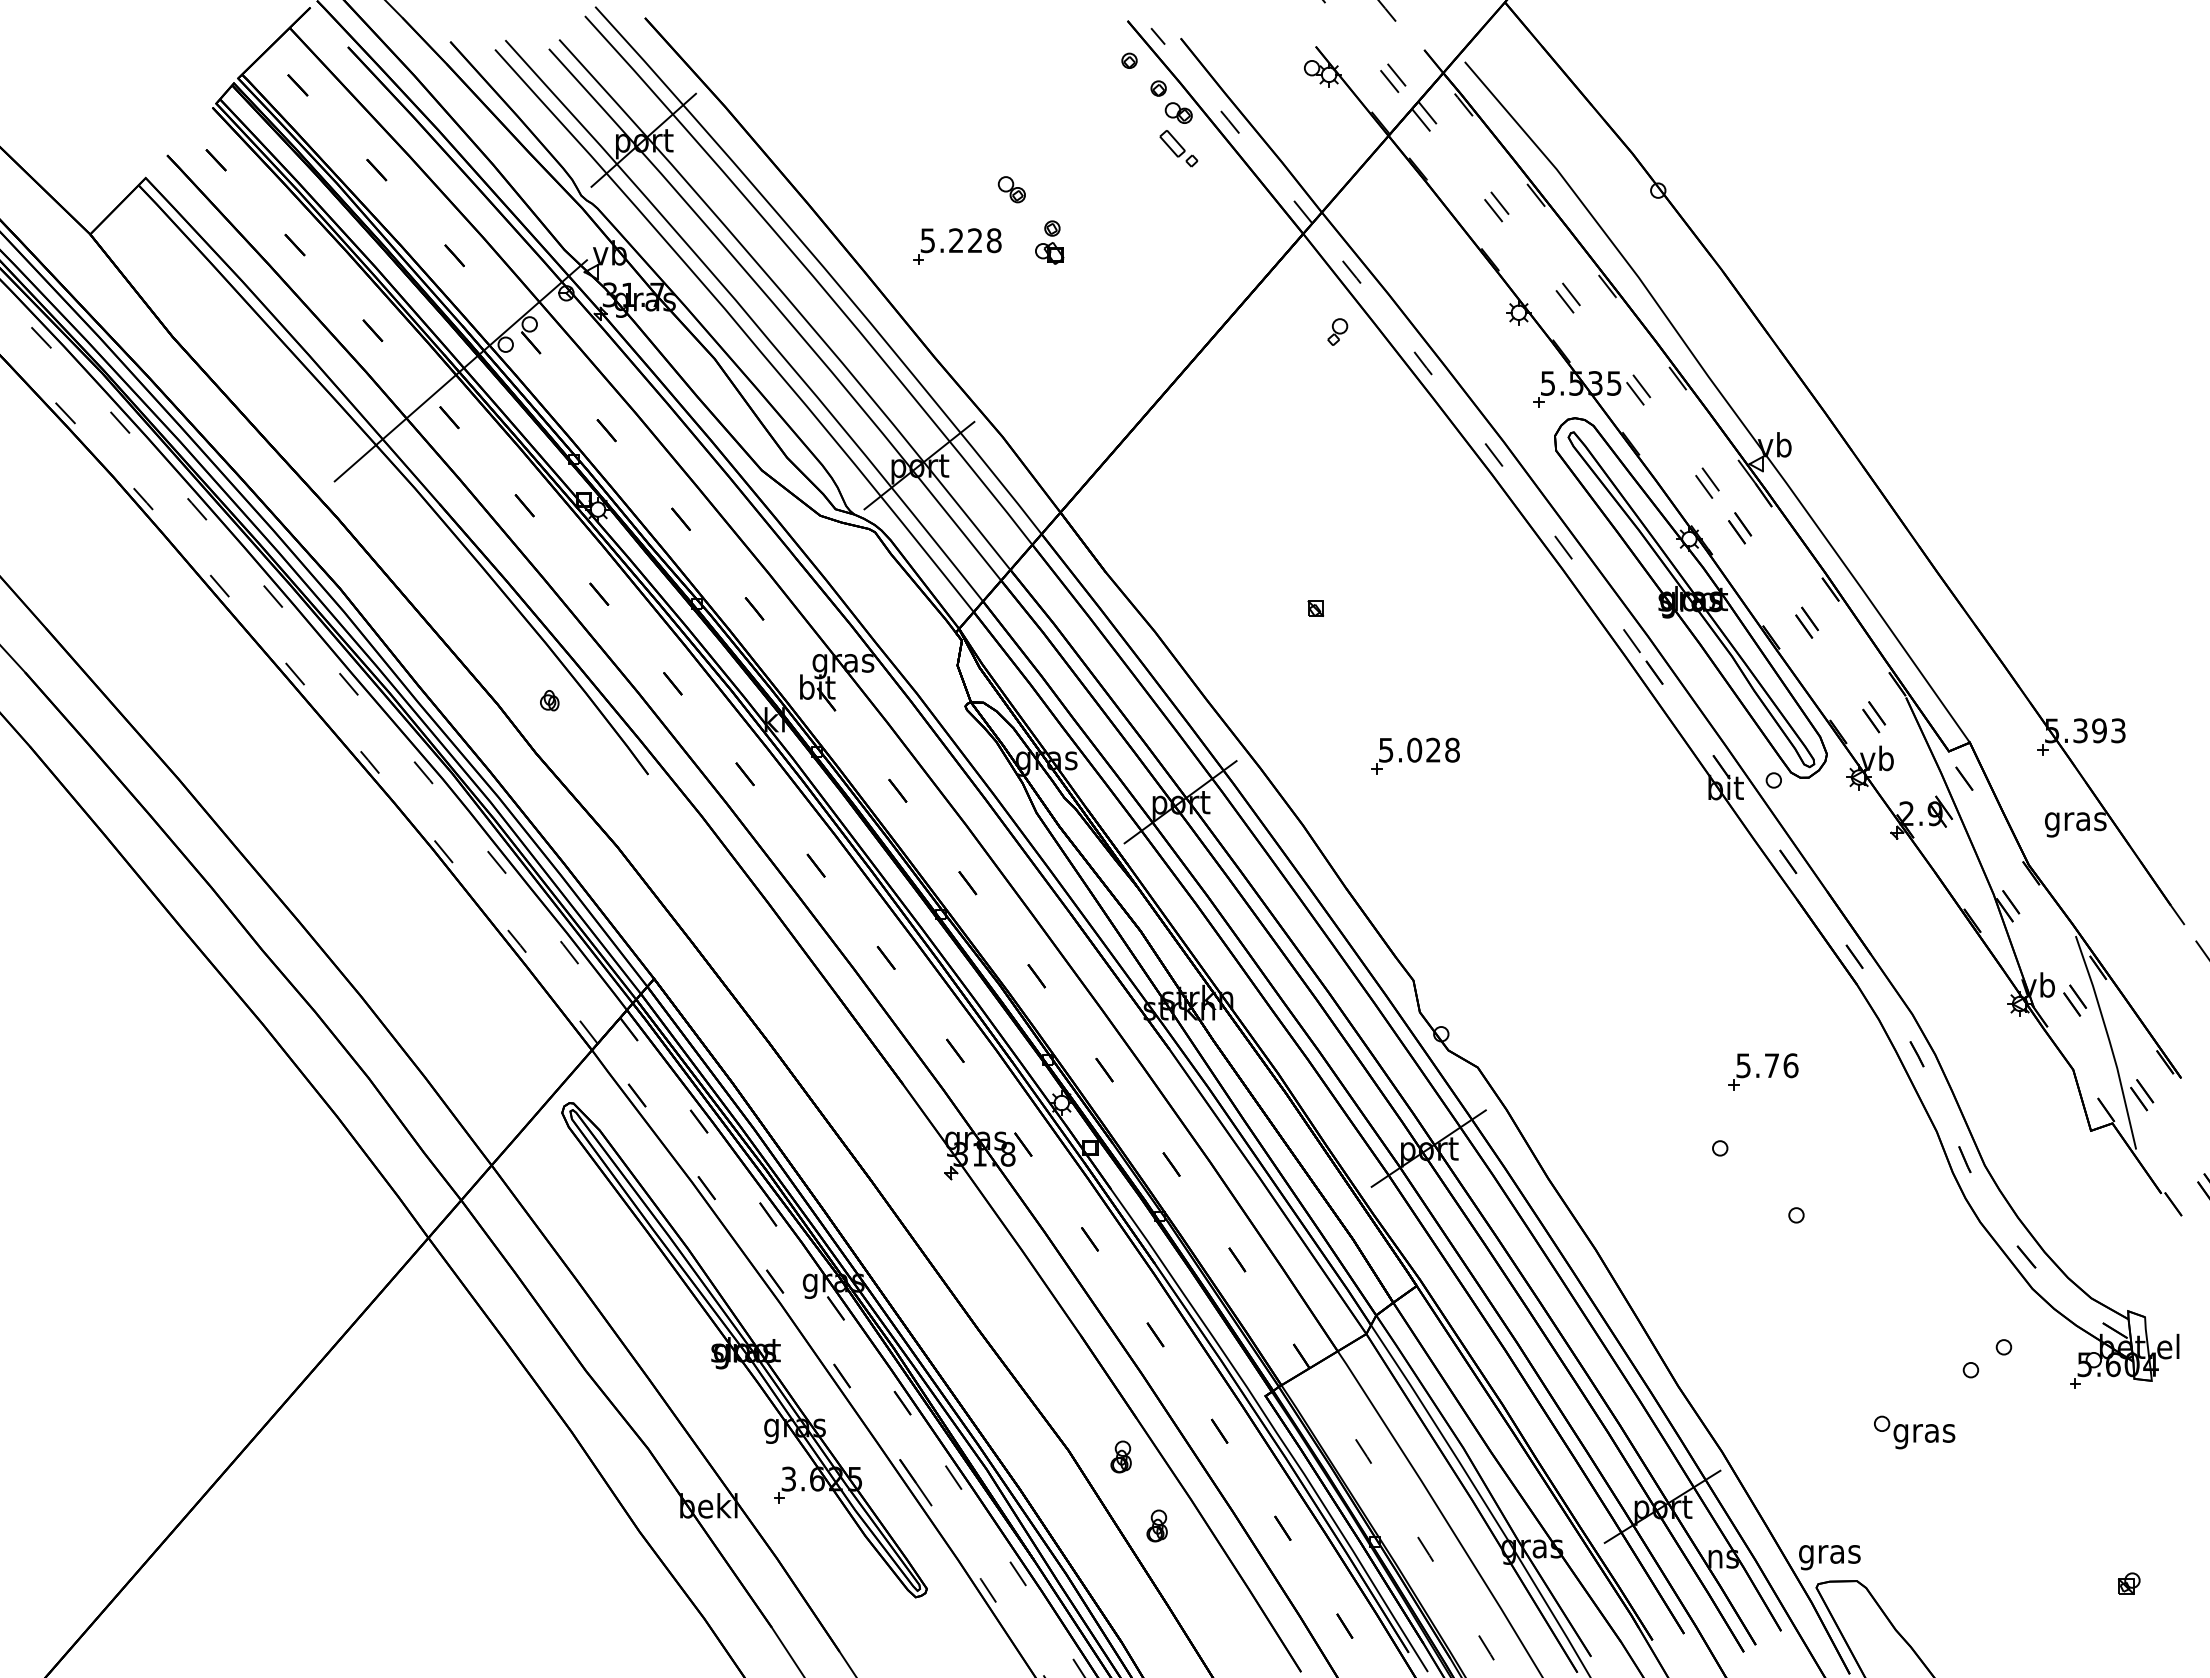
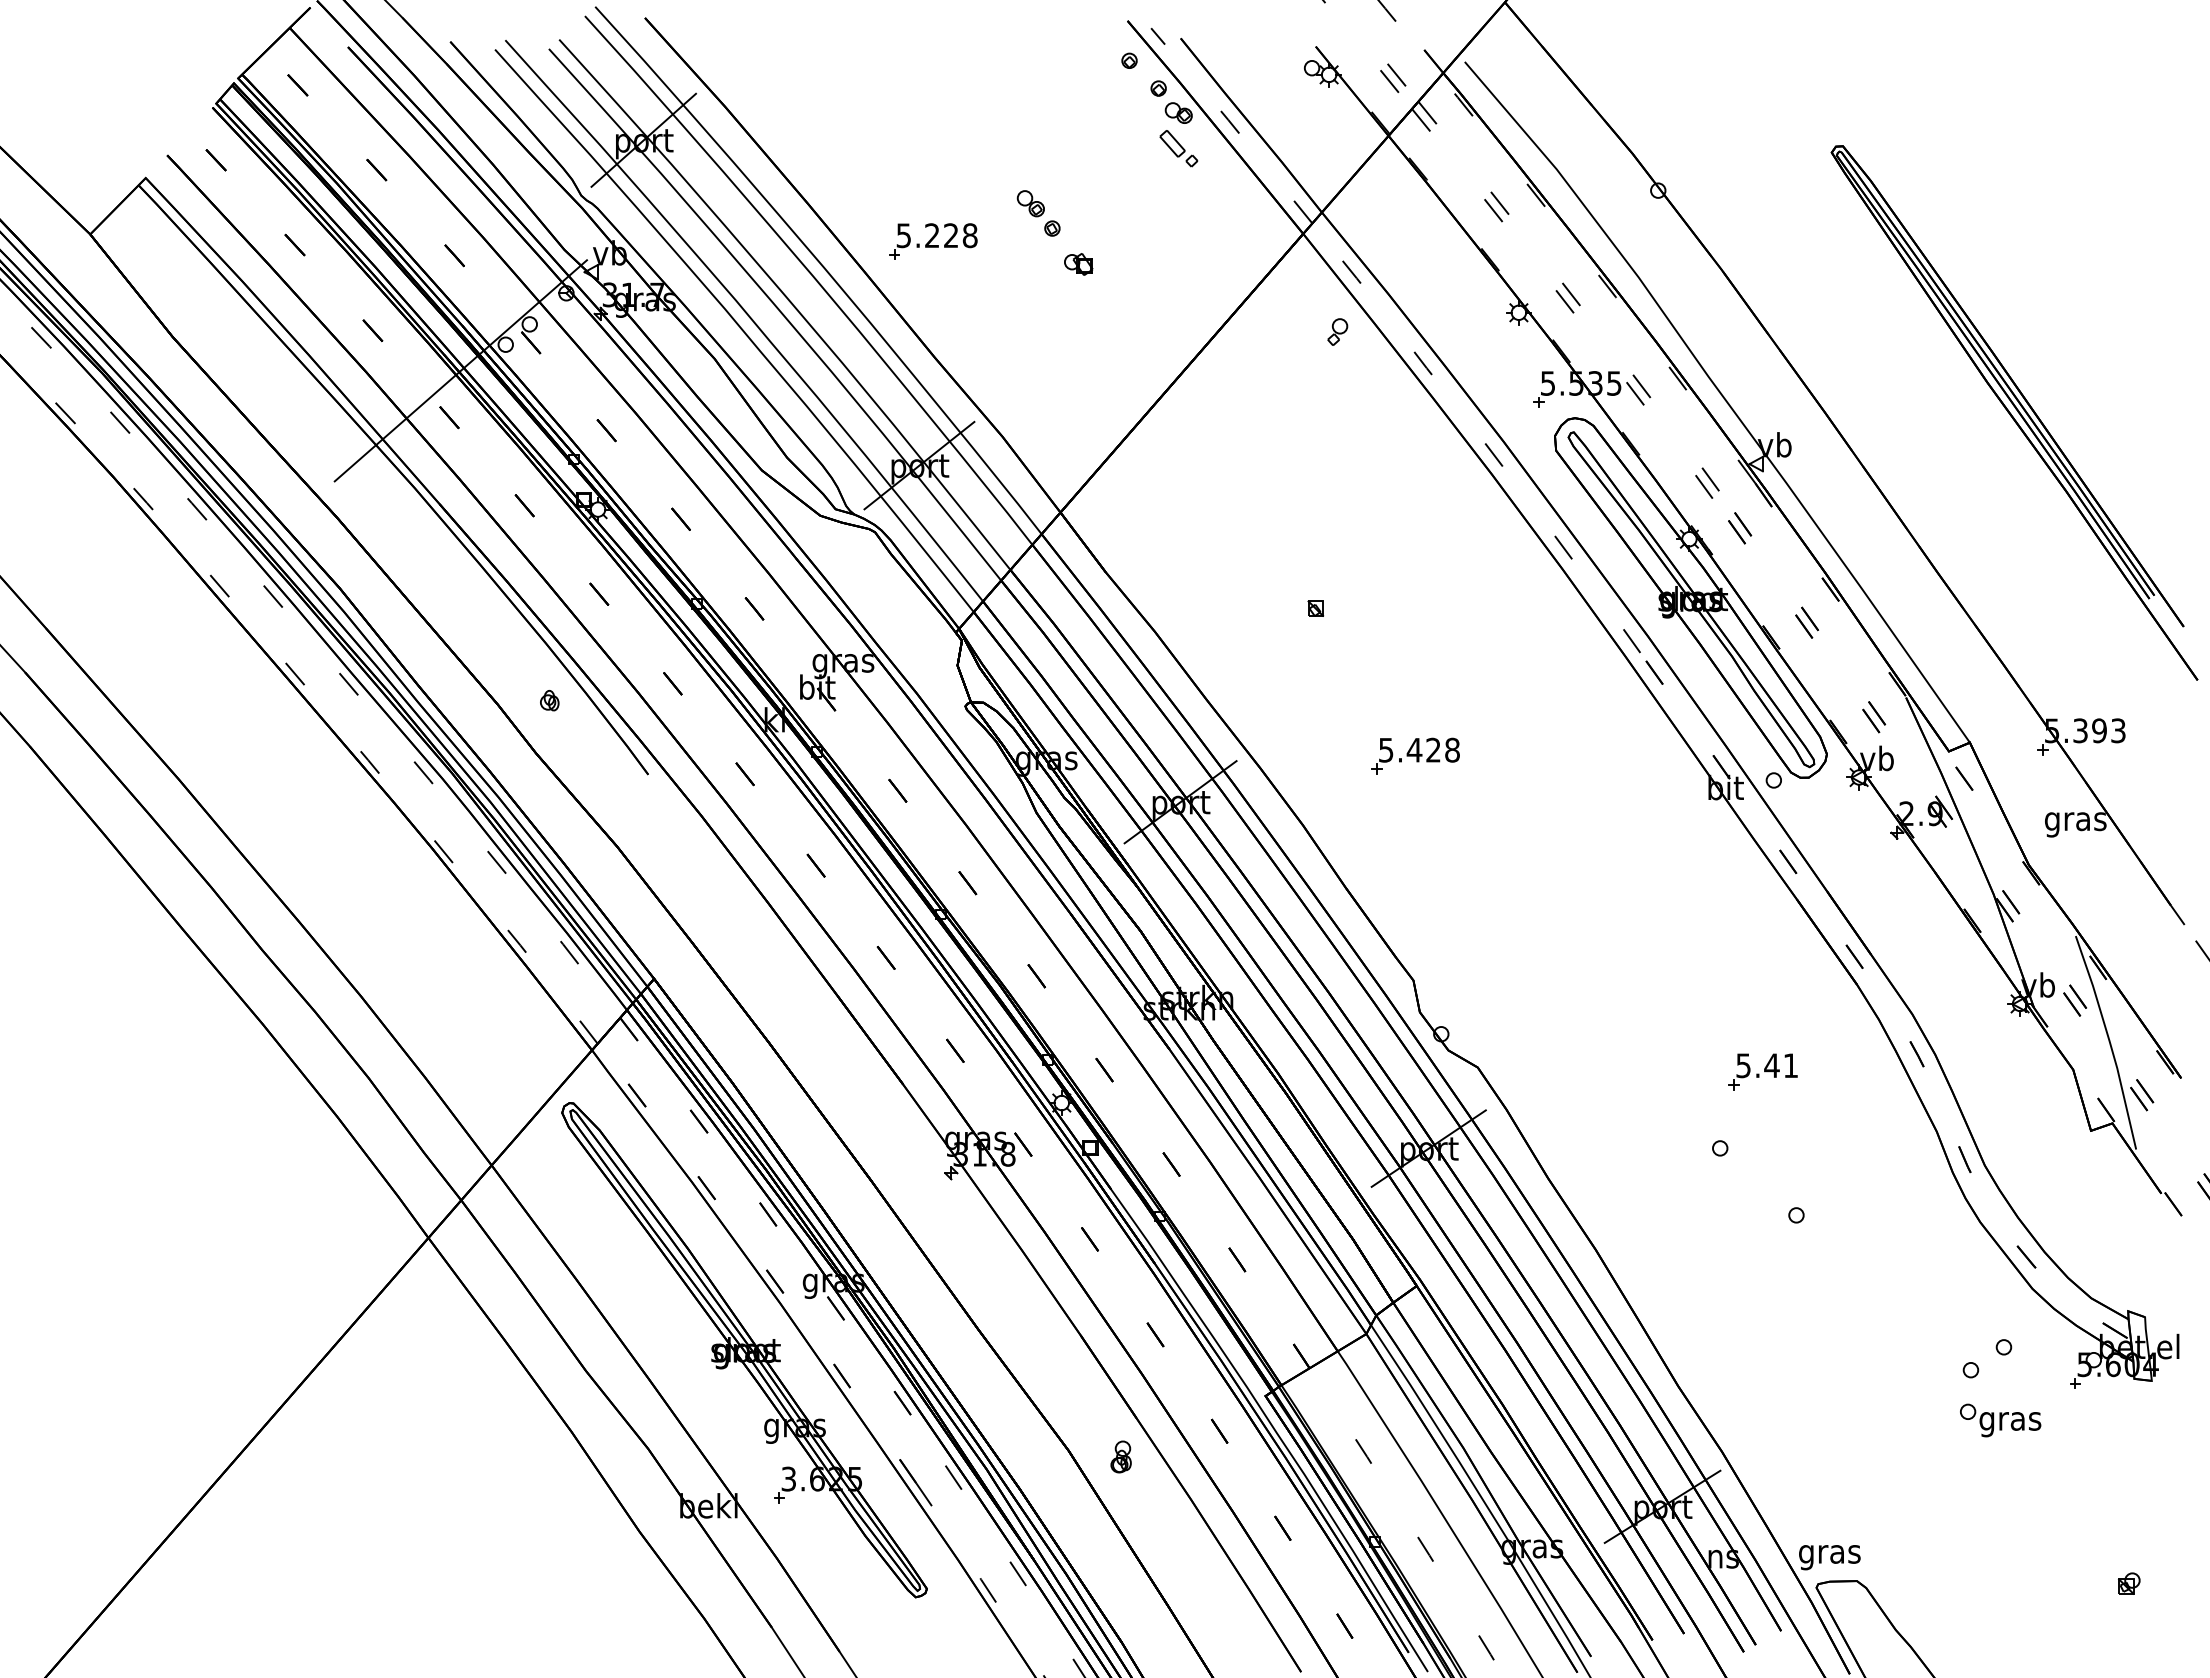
part position: (1011, 189) -> (1030, 203) (1030, 203)
part position: (957, 246) -> (933, 241) (933, 241)
part position: (1049, 253) -> (1078, 264) (1078, 264)
part: none -> present (2014, 412)
text: 5.028 -> 5.428 (1414, 749)
text: 5.76 -> 5.41 (1781, 1065)
part position: (1914, 1432) -> (2000, 1420) (2000, 1420)
part: present -> none (1156, 1525)
